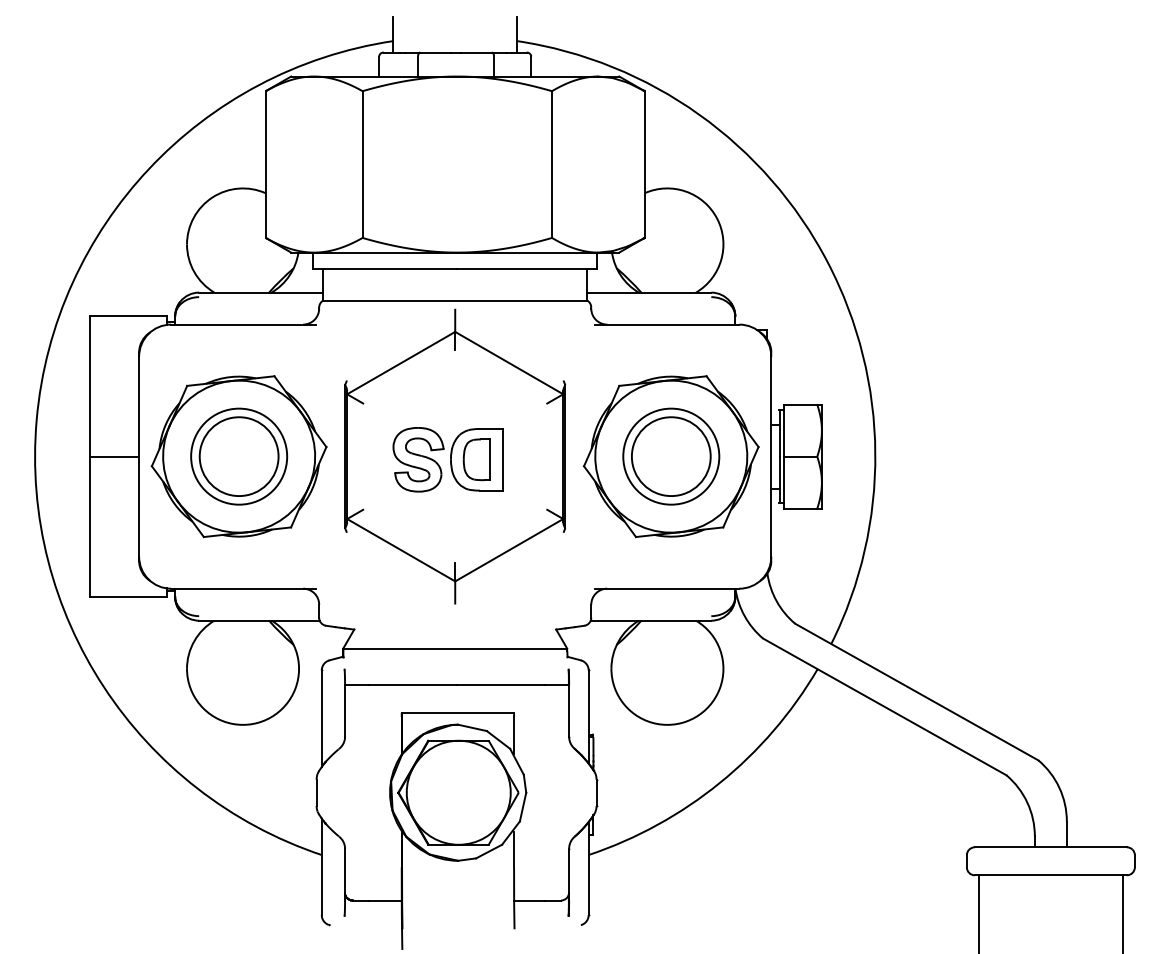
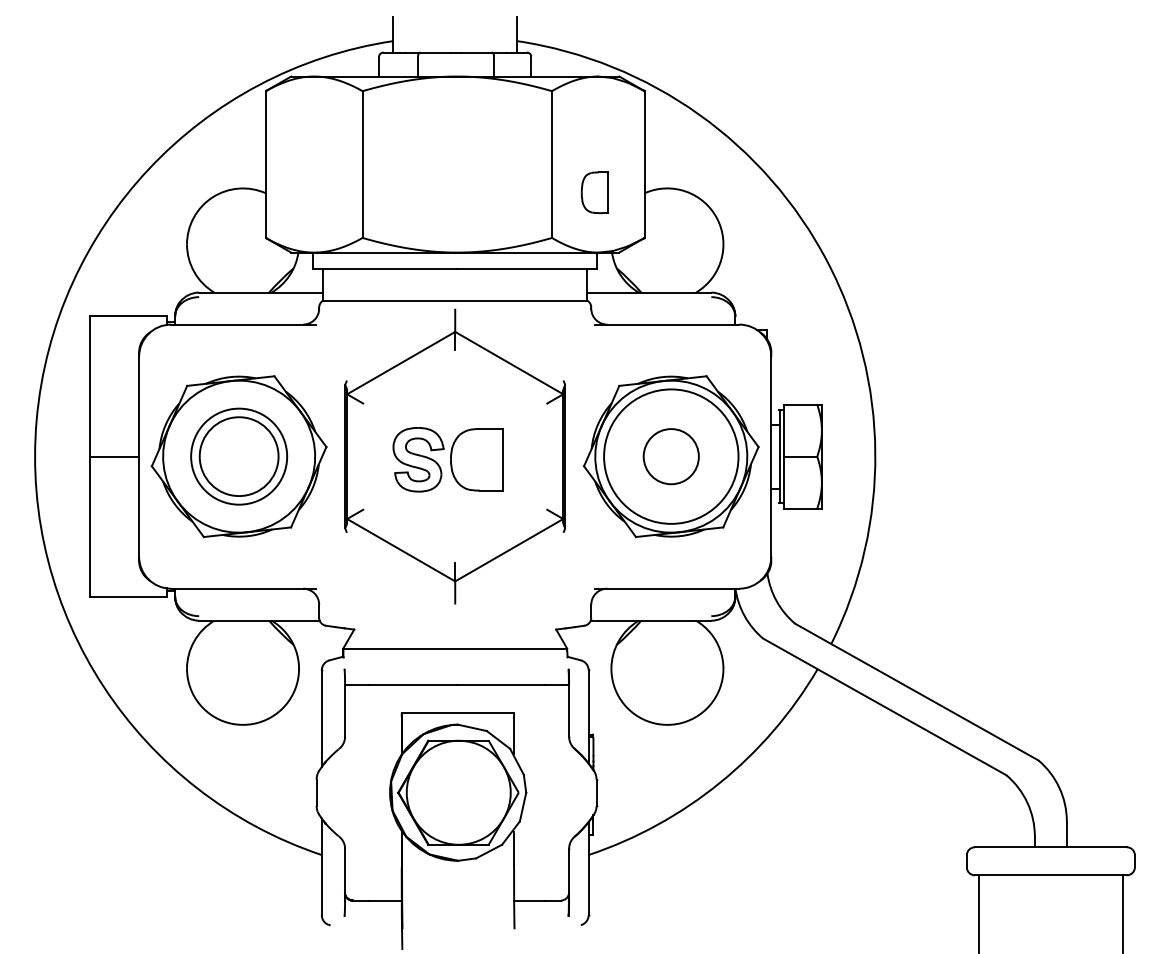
circle diameter: 79 px -> 55 px (670, 456)
circle diameter: 96 px -> 134 px (671, 456)
part position: (476, 459) -> (594, 192) (594, 192)
